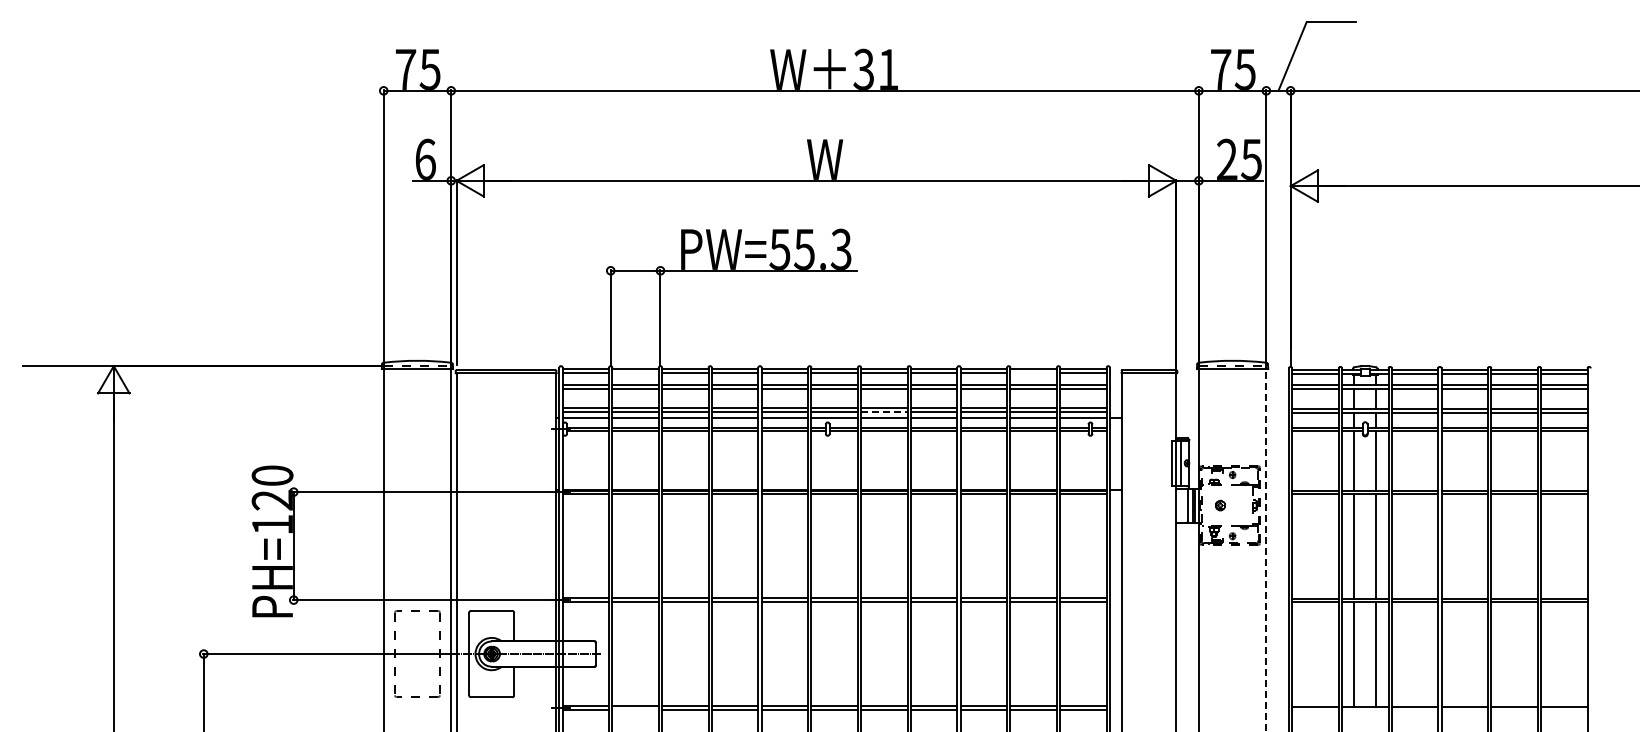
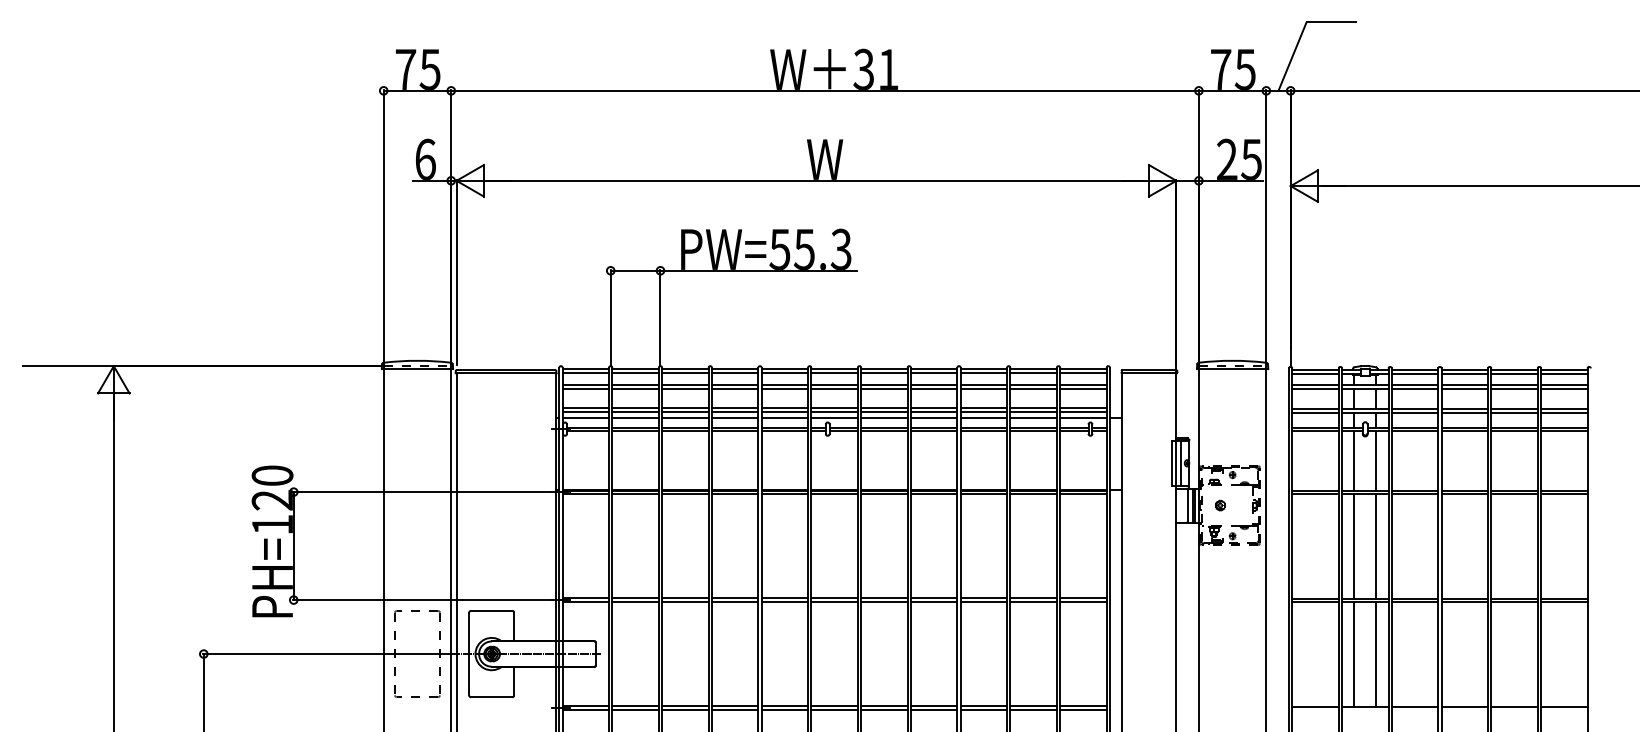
line: none -> present (635, 373)
line: none -> present (1033, 373)
line: dashed -> solid (884, 412)
line: dashed -> solid (1266, 550)
line: none -> present (635, 709)
